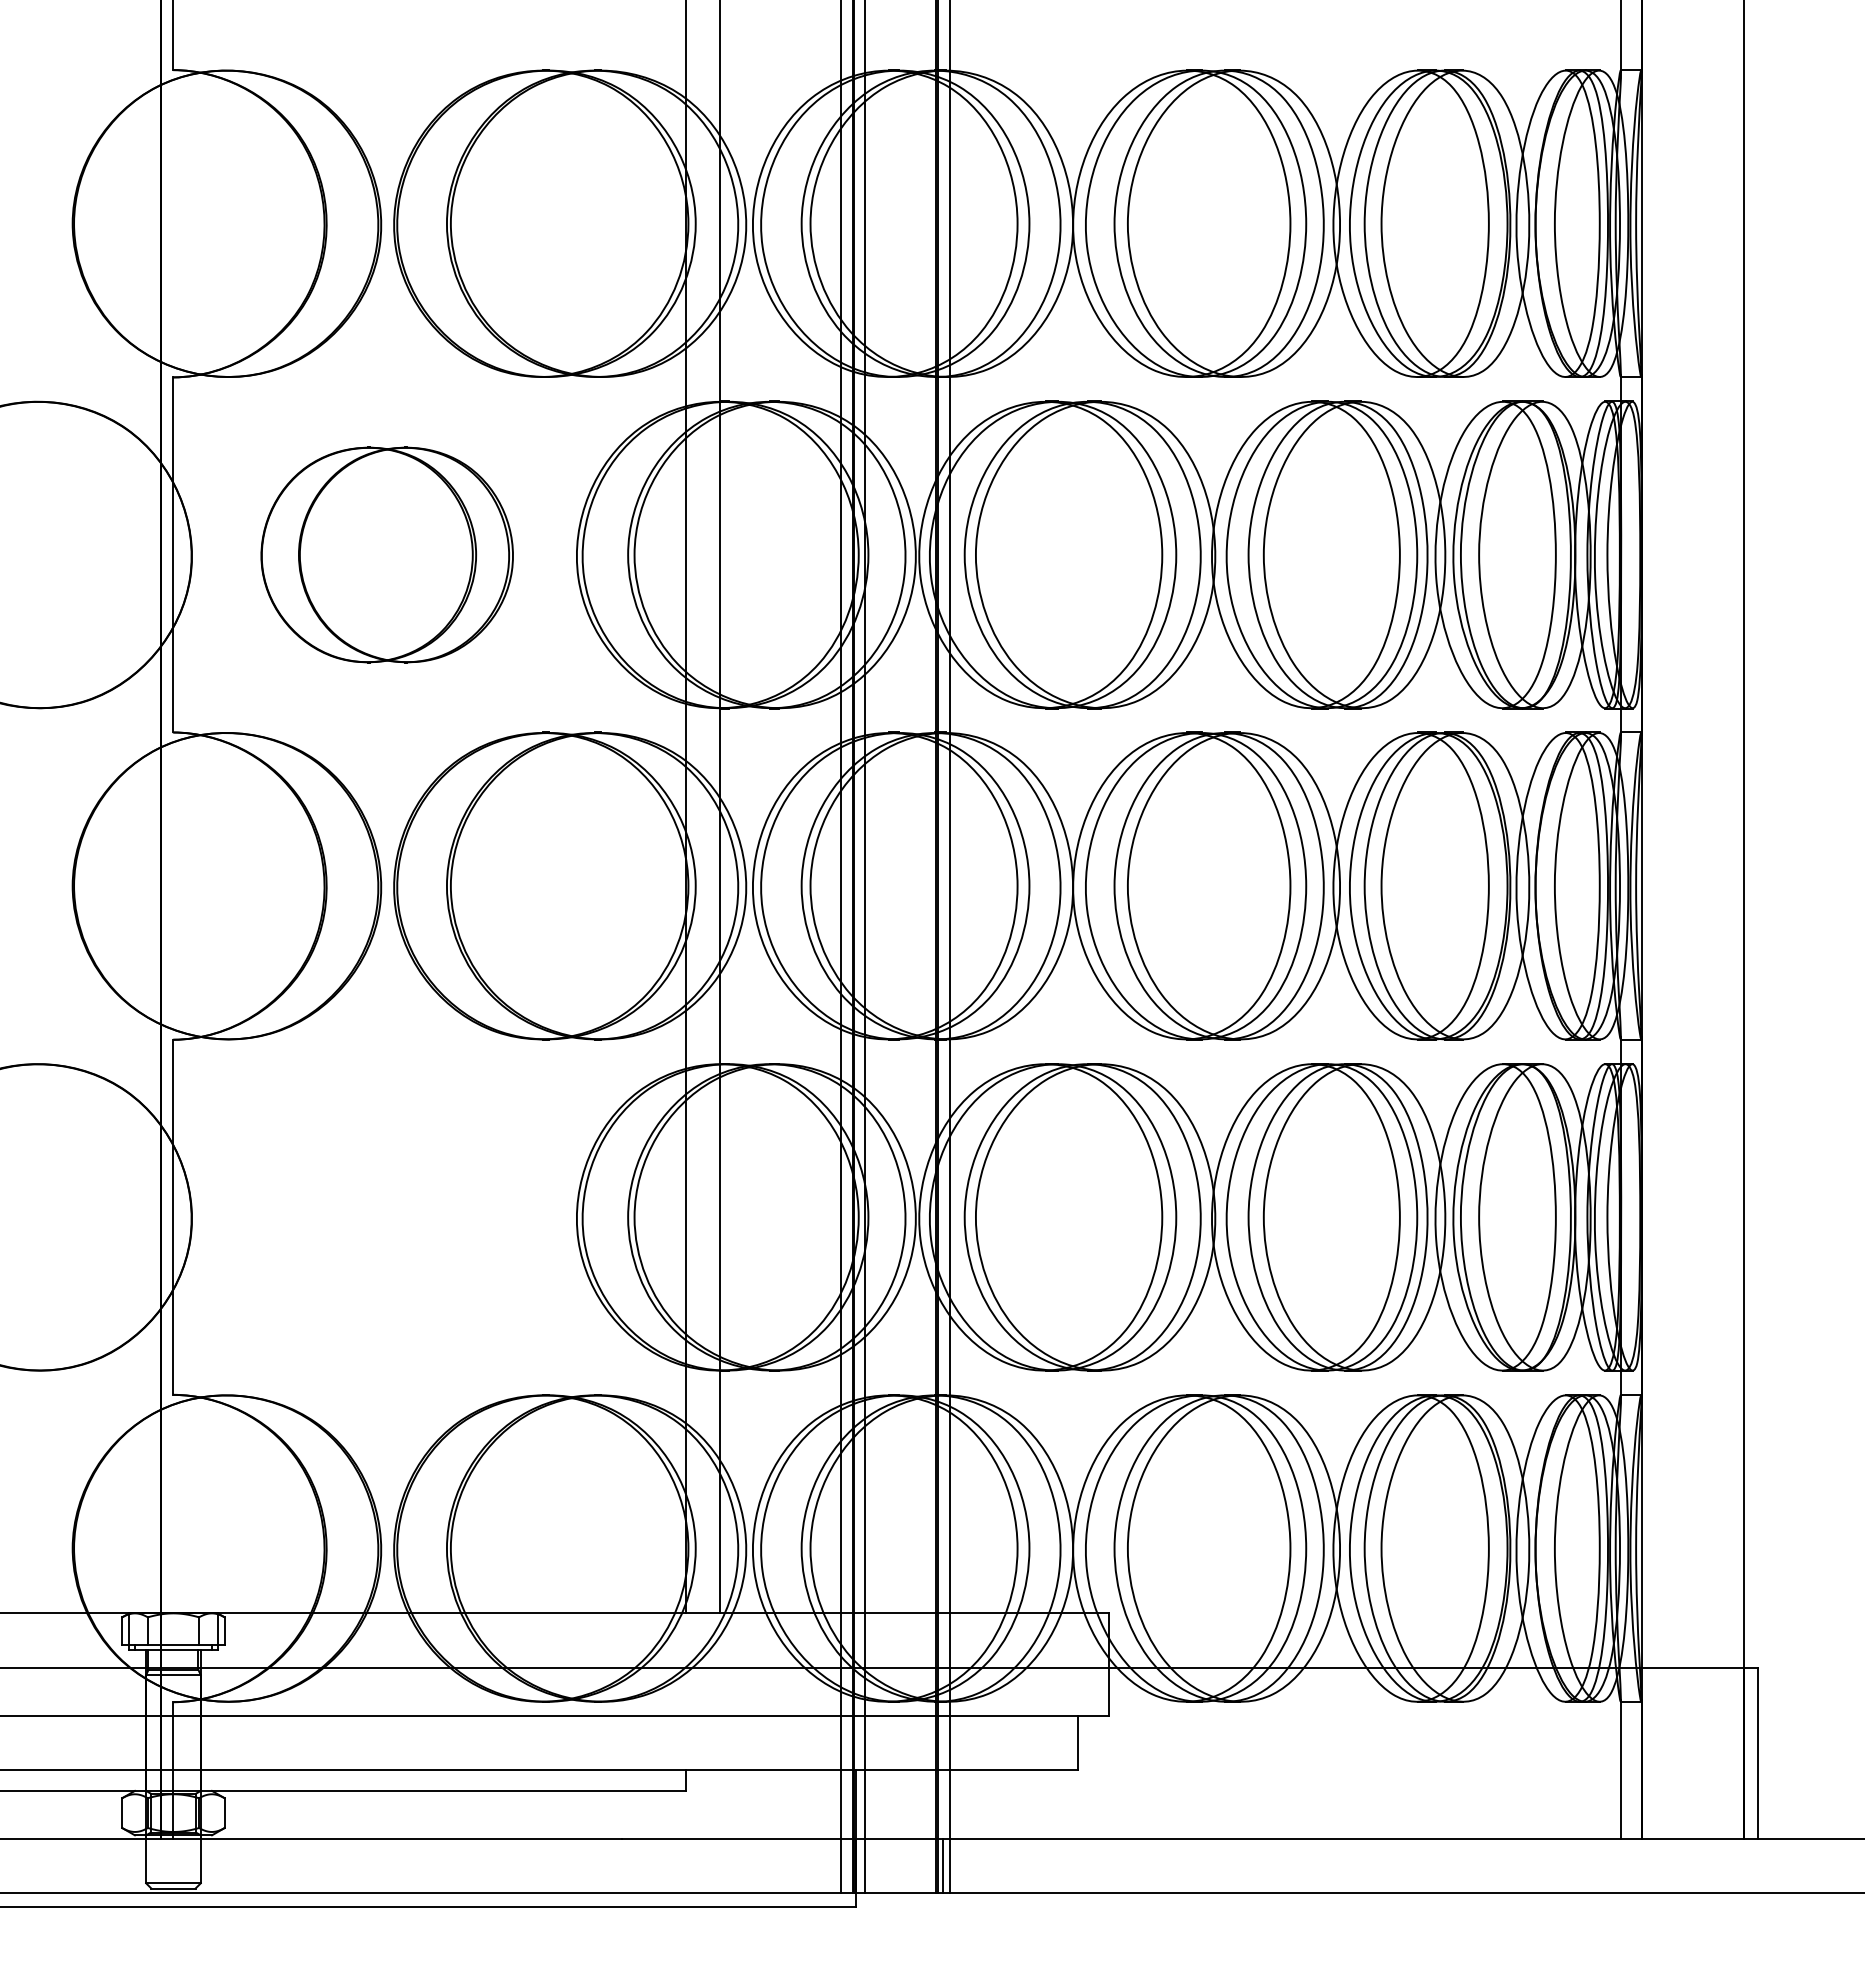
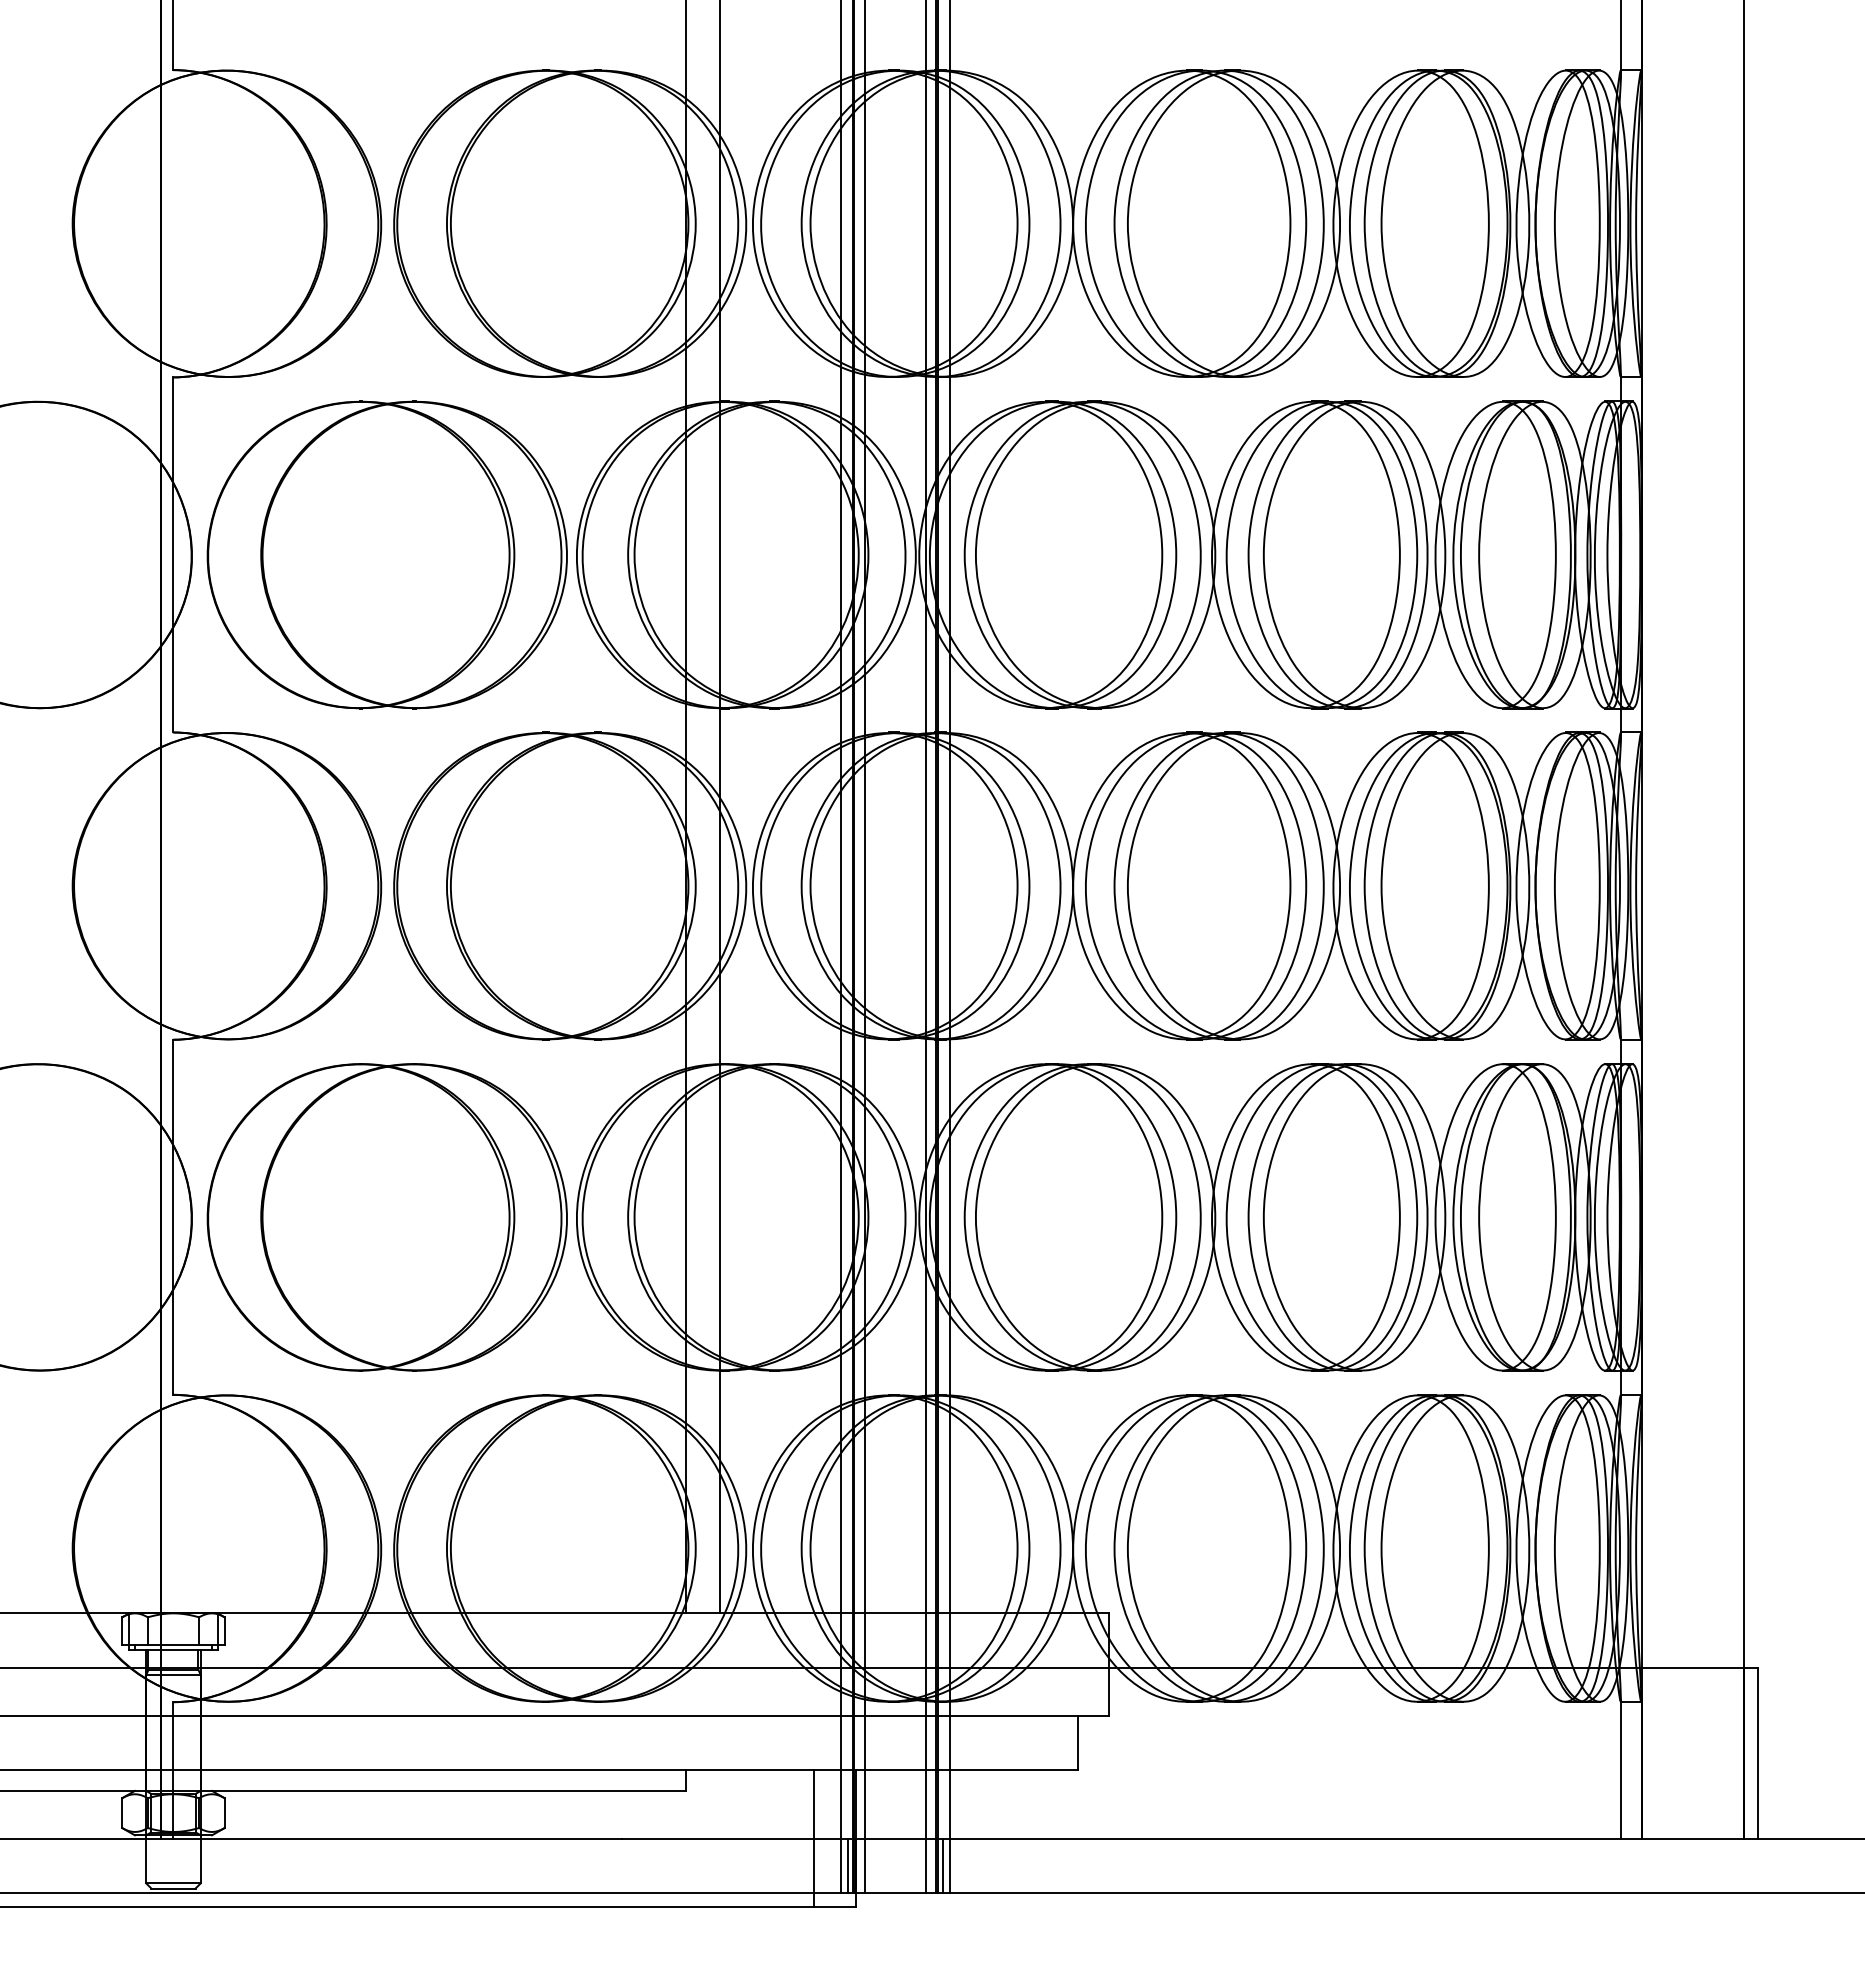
part size: 254x218 px -> 362x310 px (386, 554)
line: none -> present (926, 947)
part: none -> present (386, 1217)
line: none -> present (814, 1838)
line: none -> present (847, 1865)
